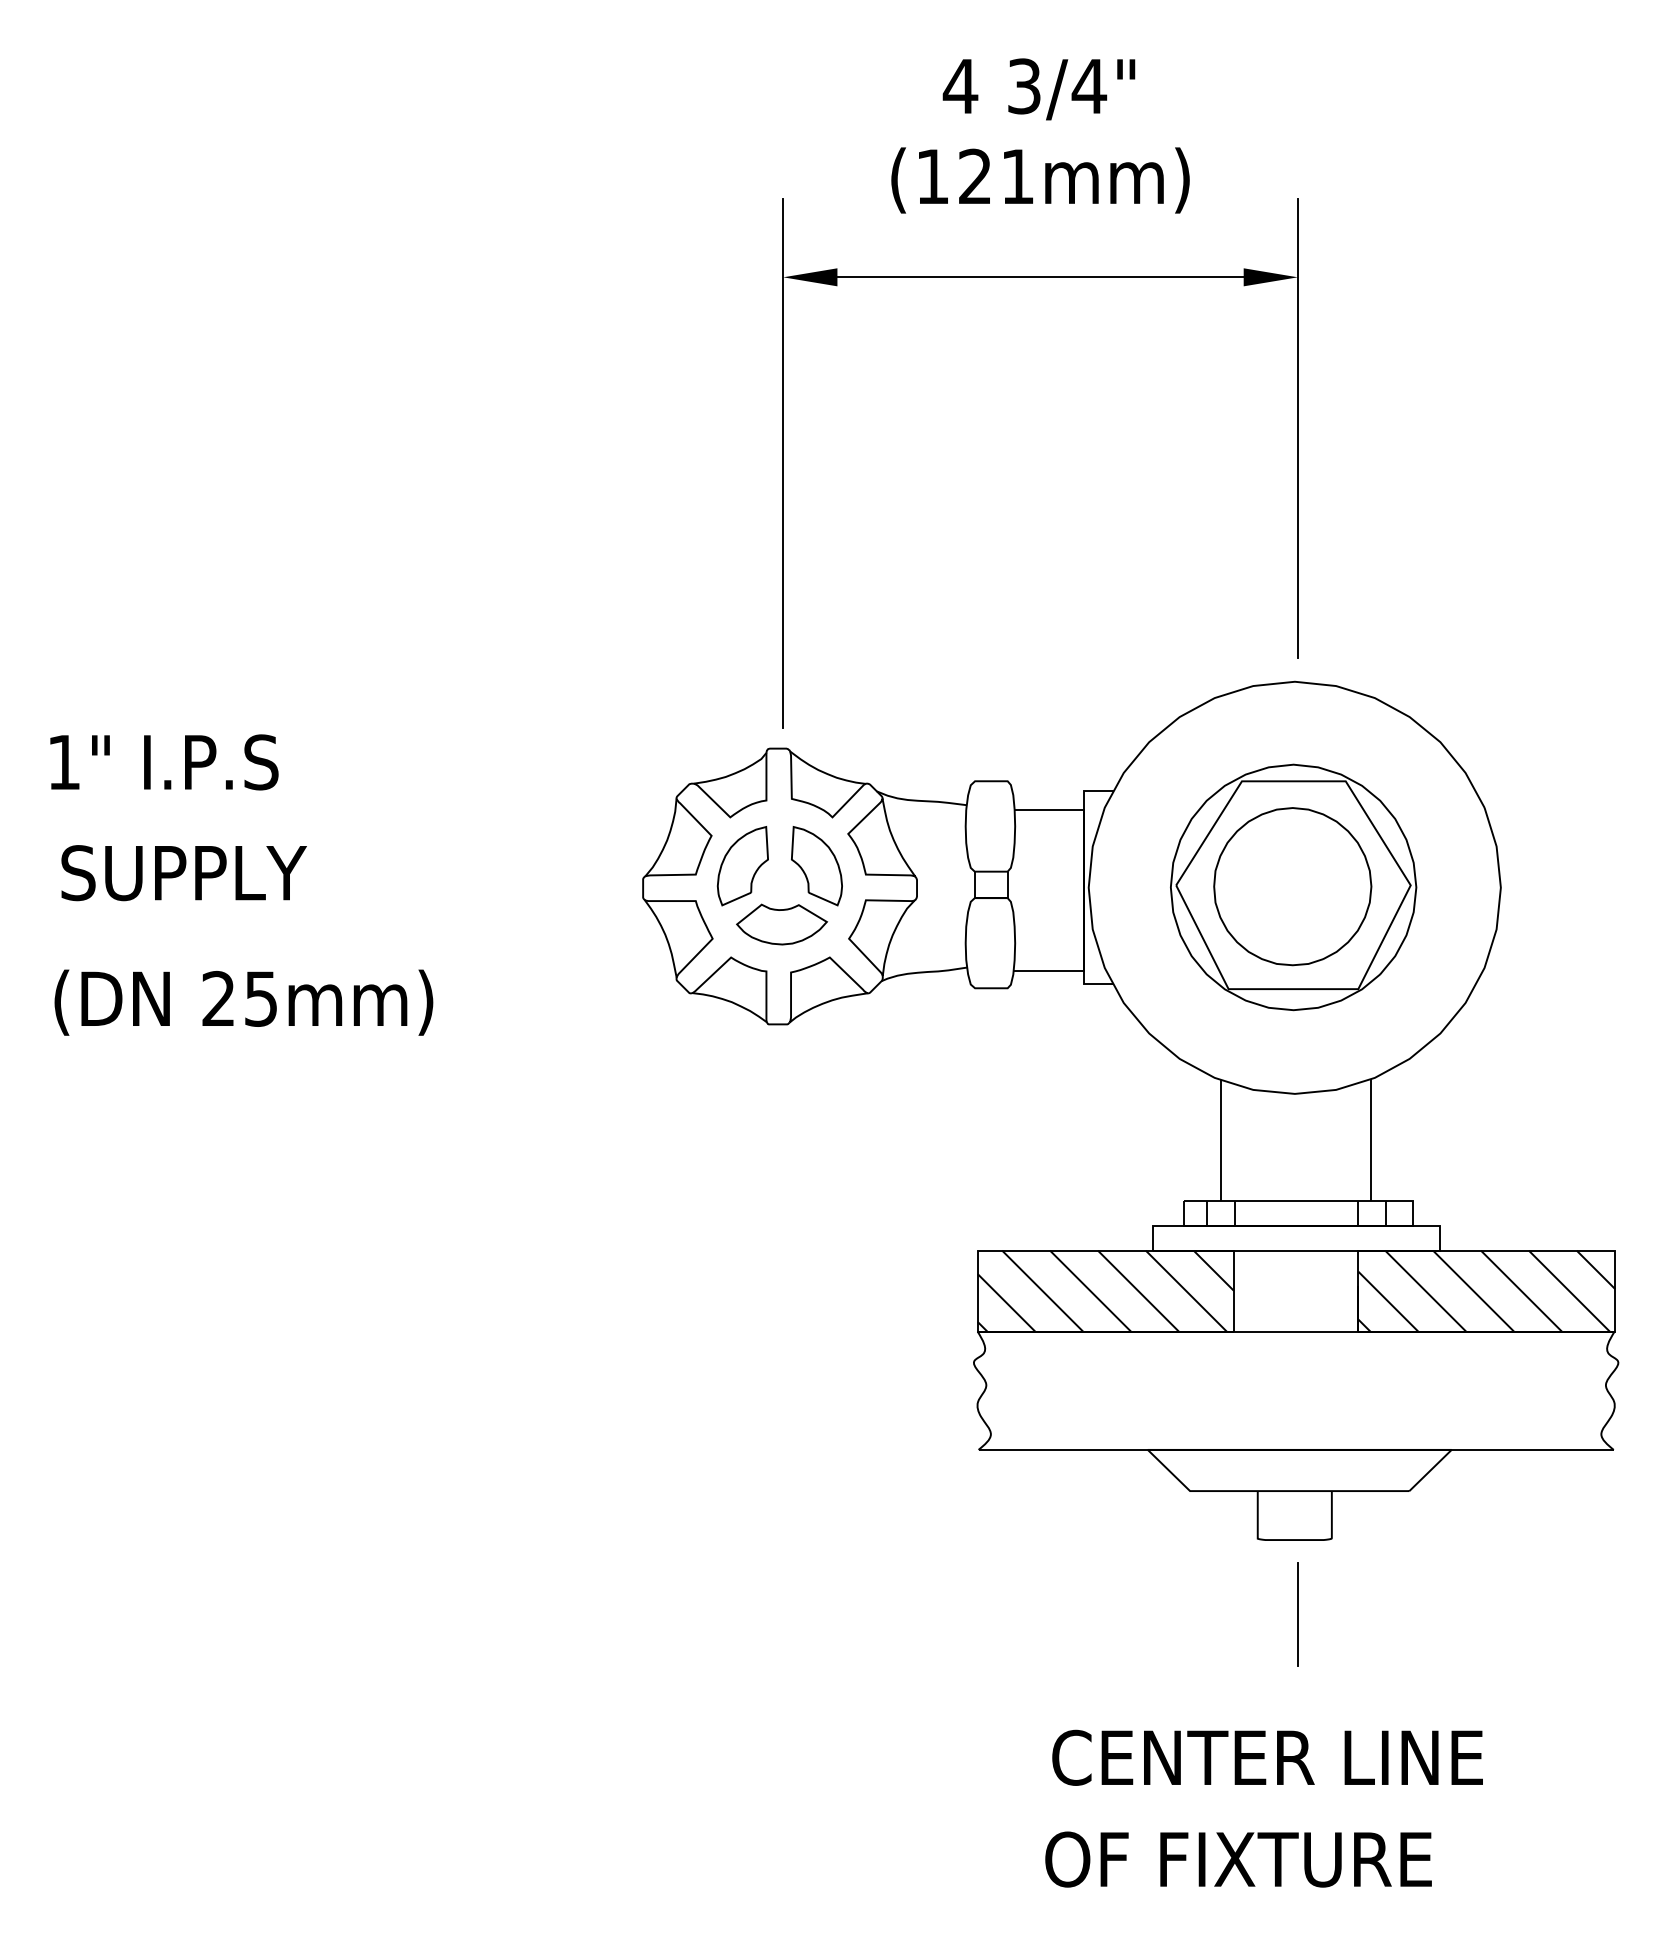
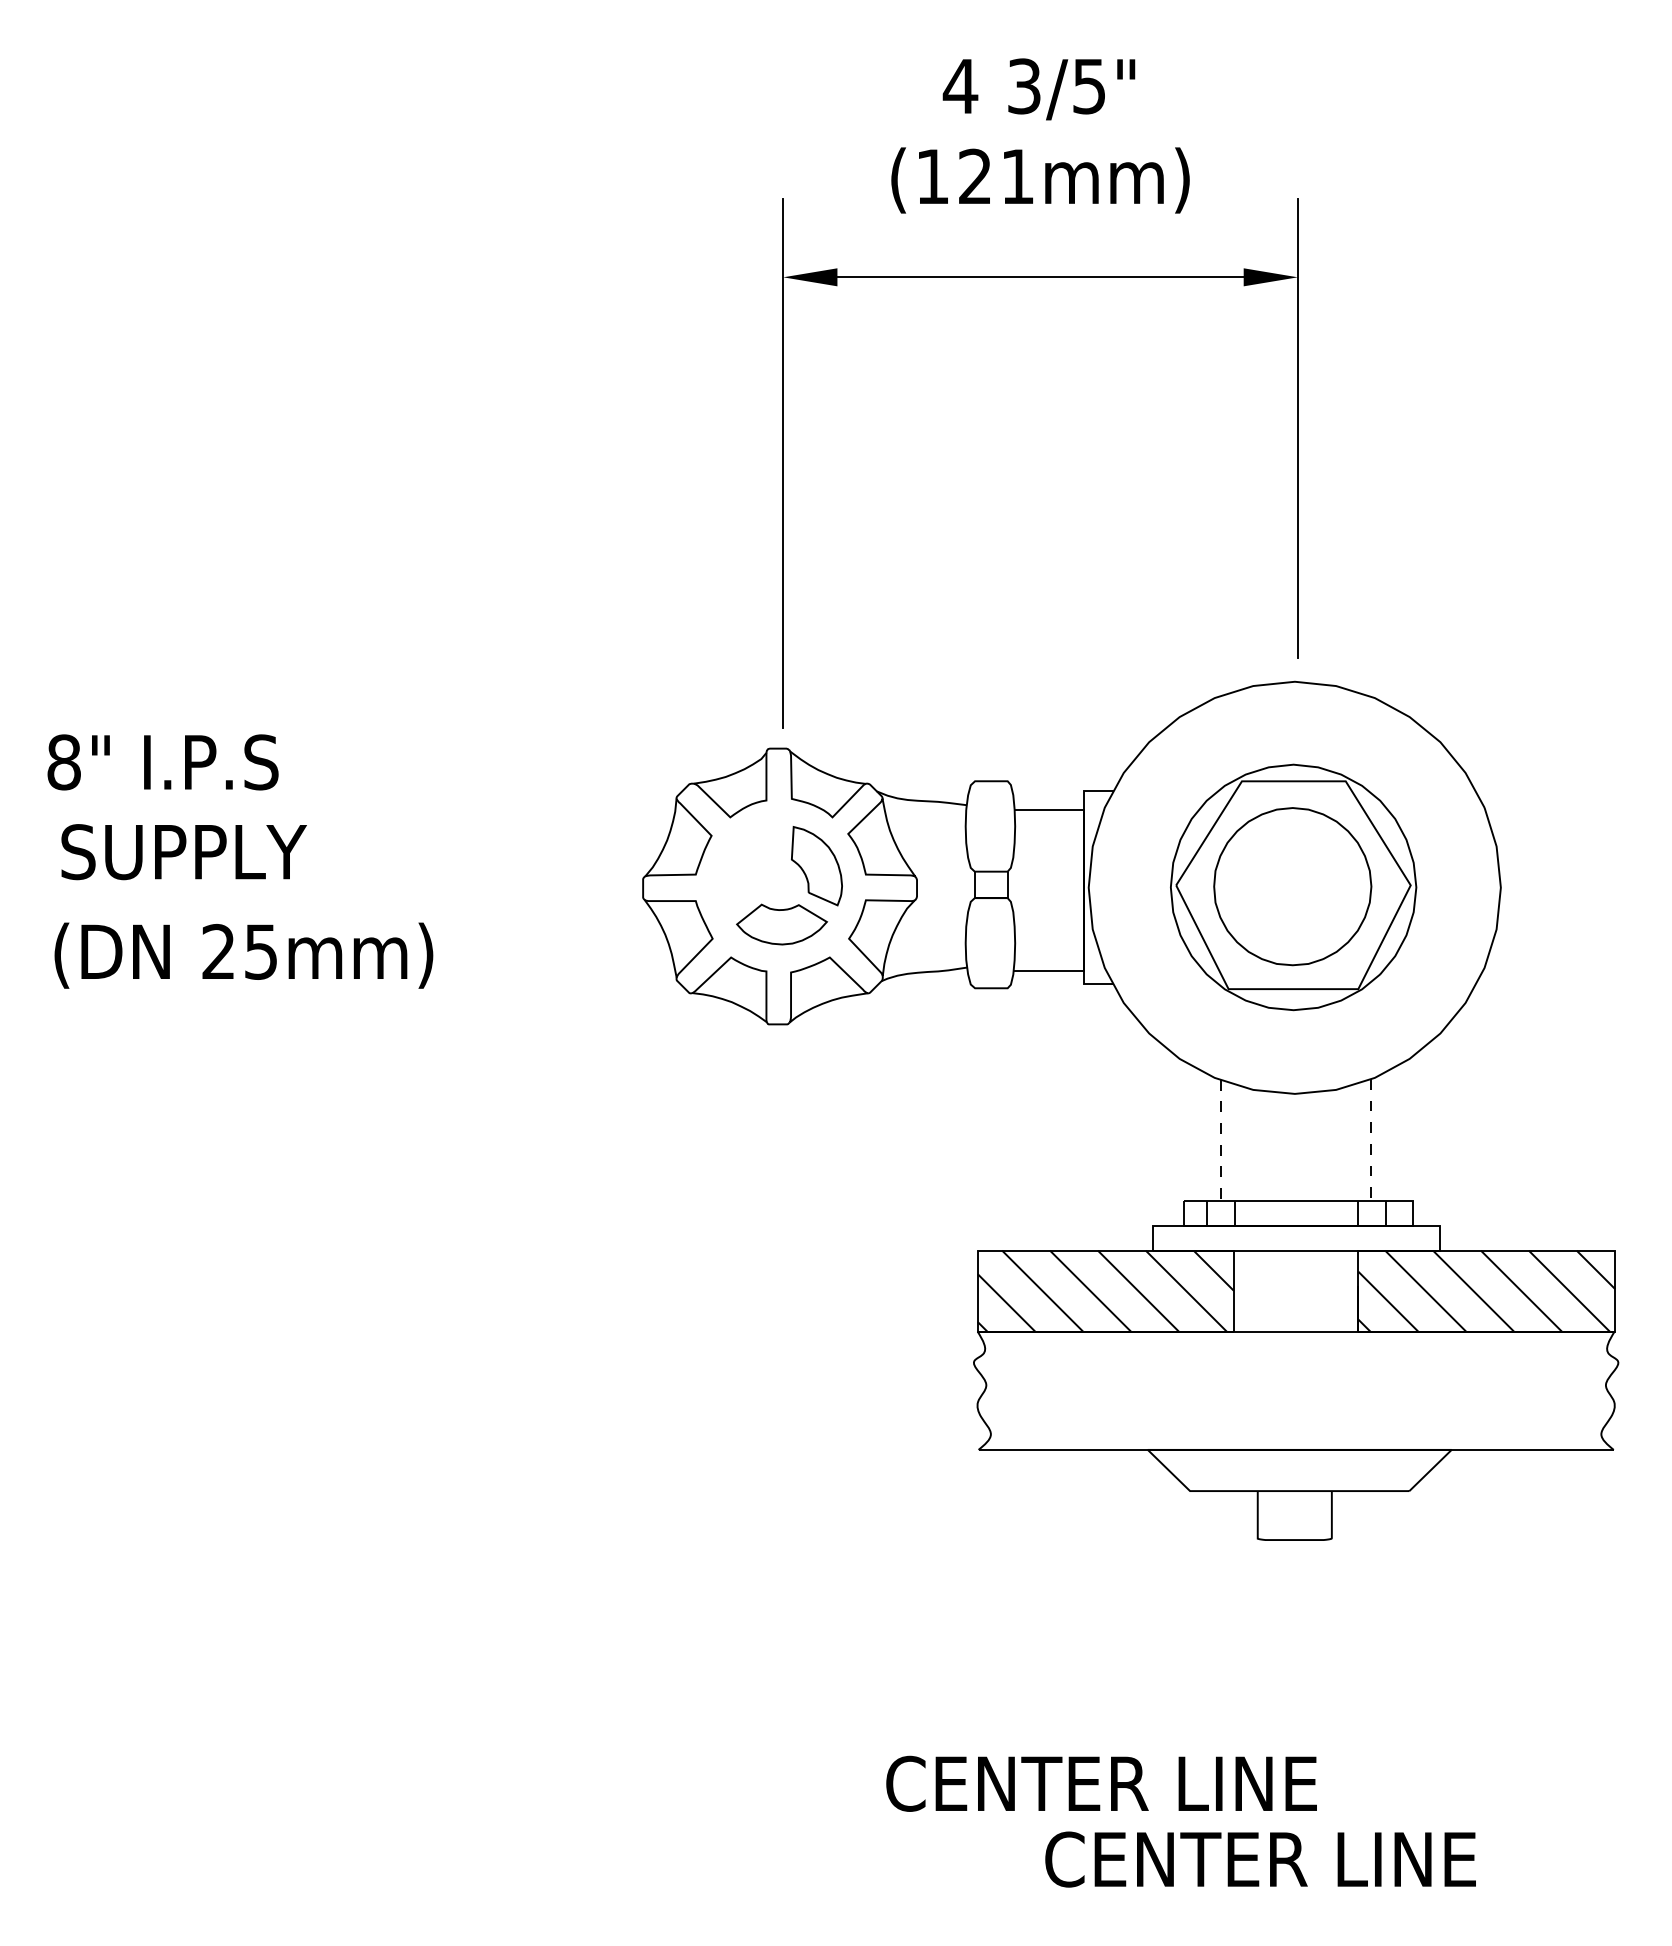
text: 3/4" -> 3/5" (1089, 86)
text: 1" -> 8" (63, 762)
part: present -> none (742, 866)
text position: (183, 873) -> (183, 852) (183, 852)
text position: (243, 1002) -> (243, 955) (243, 955)
line: solid -> dashed (1220, 1140)
line: solid -> dashed (1371, 1140)
line: present -> none (1297, 1614)
text position: (1267, 1757) -> (1101, 1783) (1101, 1783)
text: OF FIXTURE -> CENTER LINE (1263, 1859)
